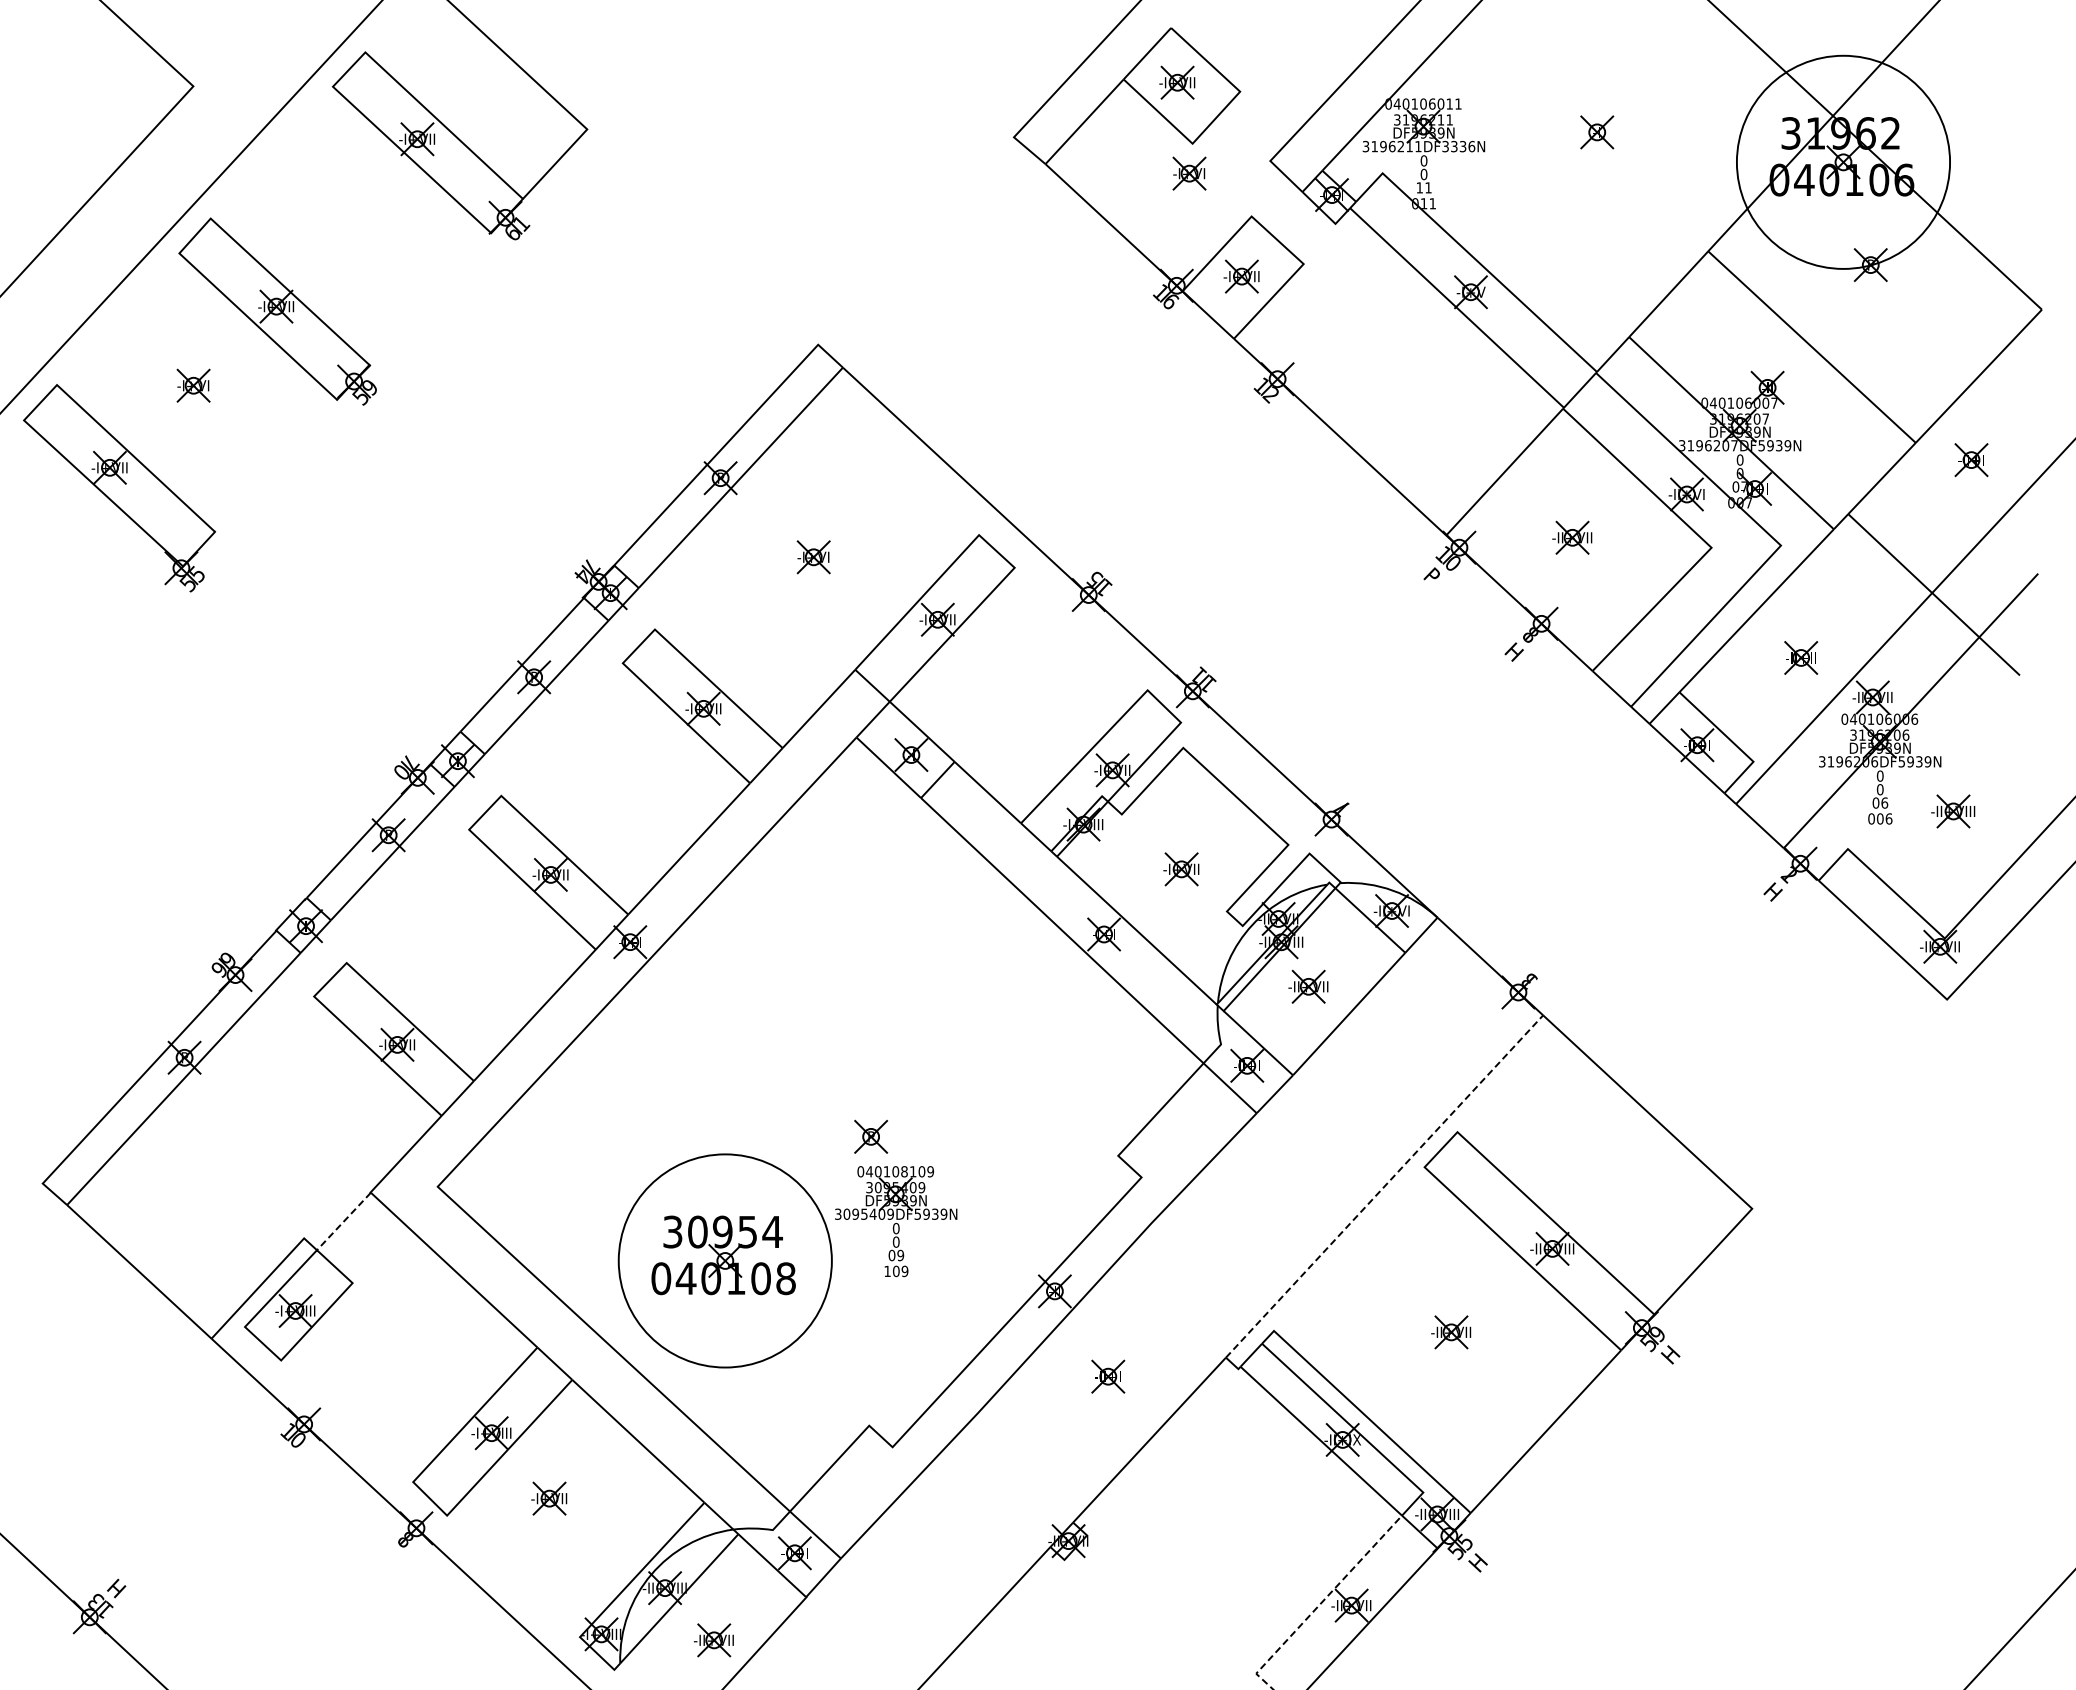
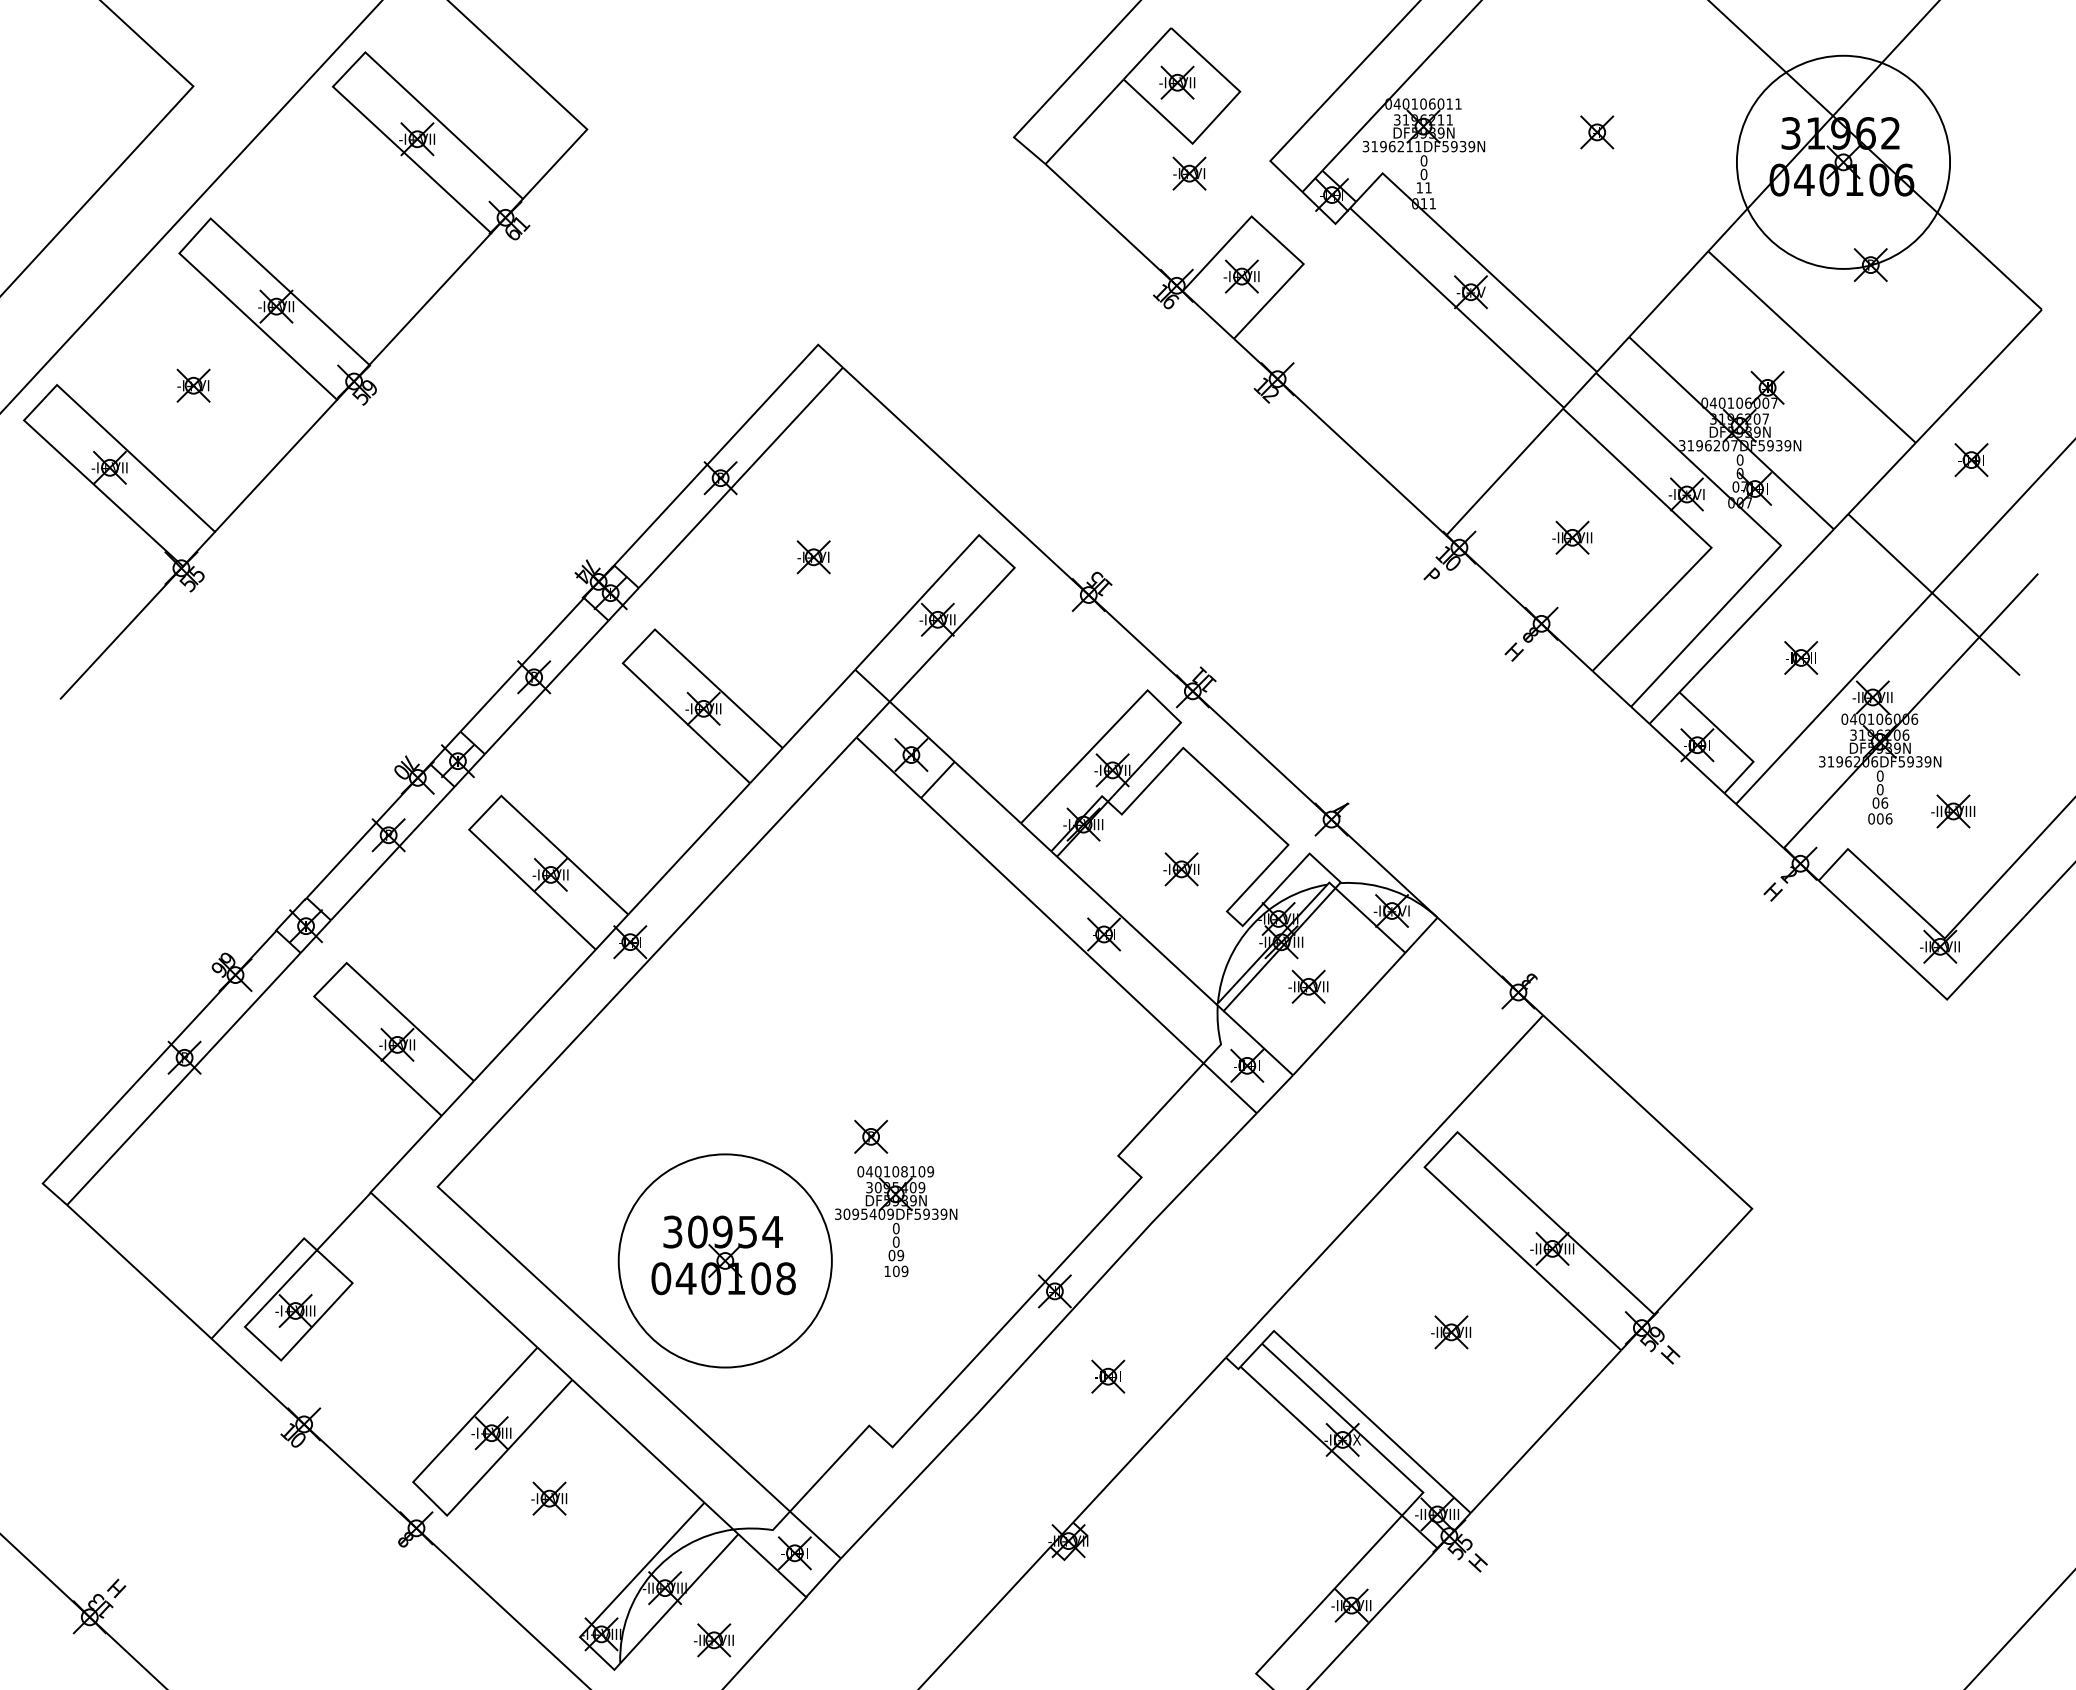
text: 3196211DF3336N -> 3196211DF5939N (1458, 146)
line: none -> present (430, 298)
line: none -> present (276, 465)
line: none -> present (121, 632)
line: dashed -> solid (1384, 1186)
line: dashed -> solid (343, 1221)
line: dashed -> solid (1321, 1603)
